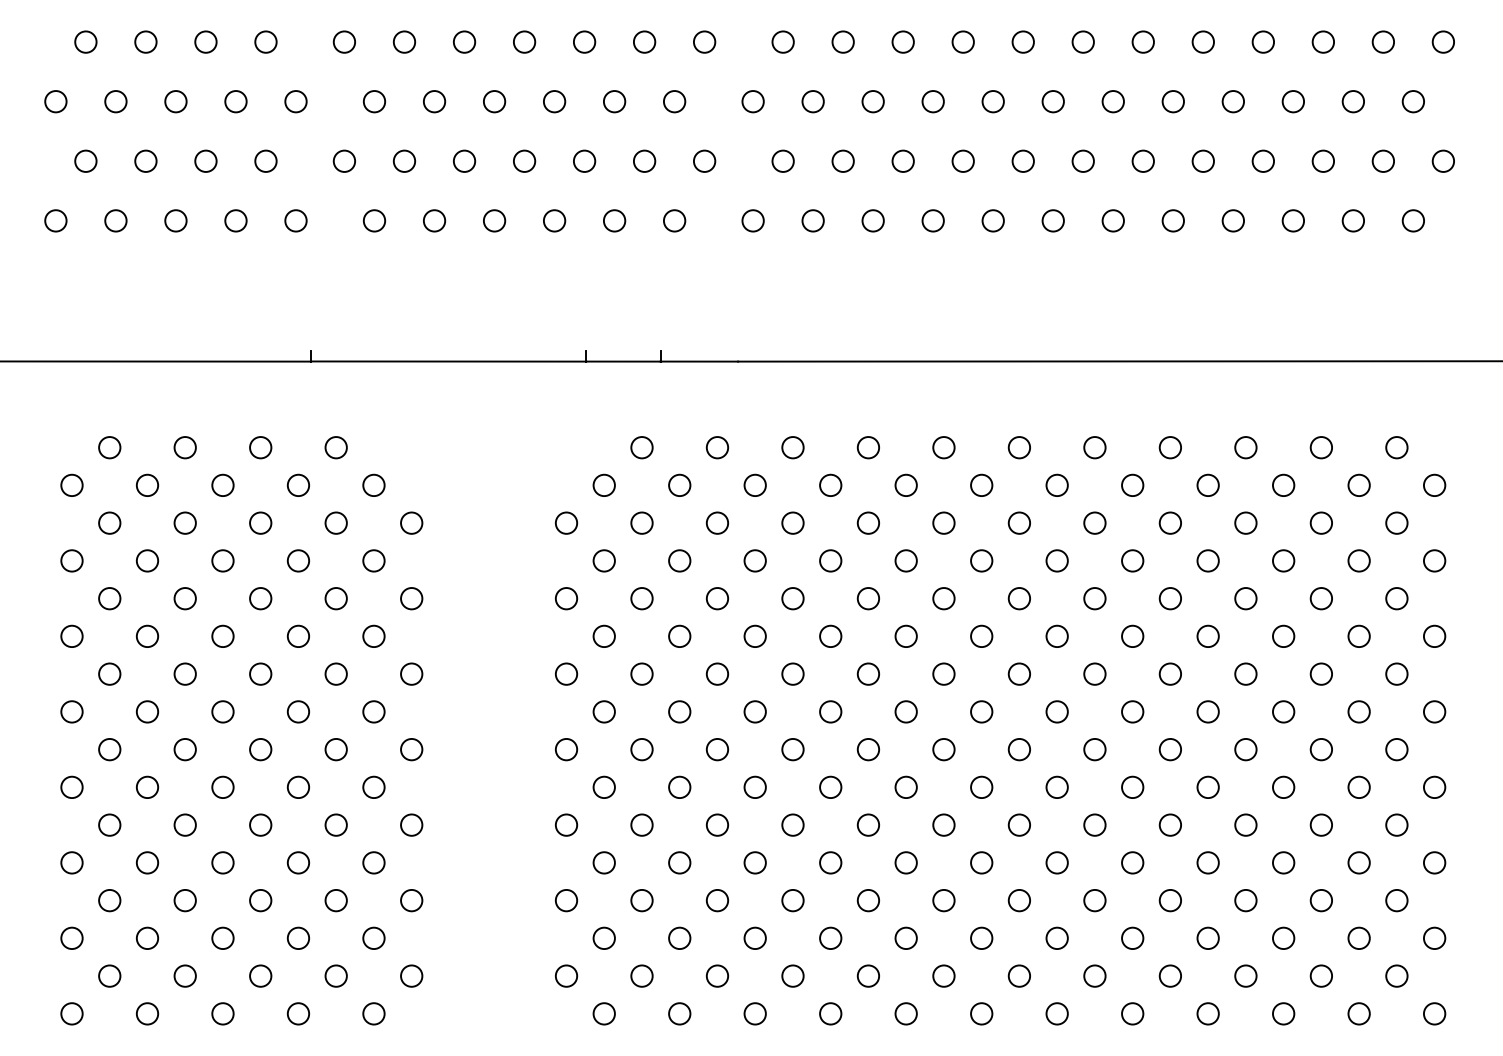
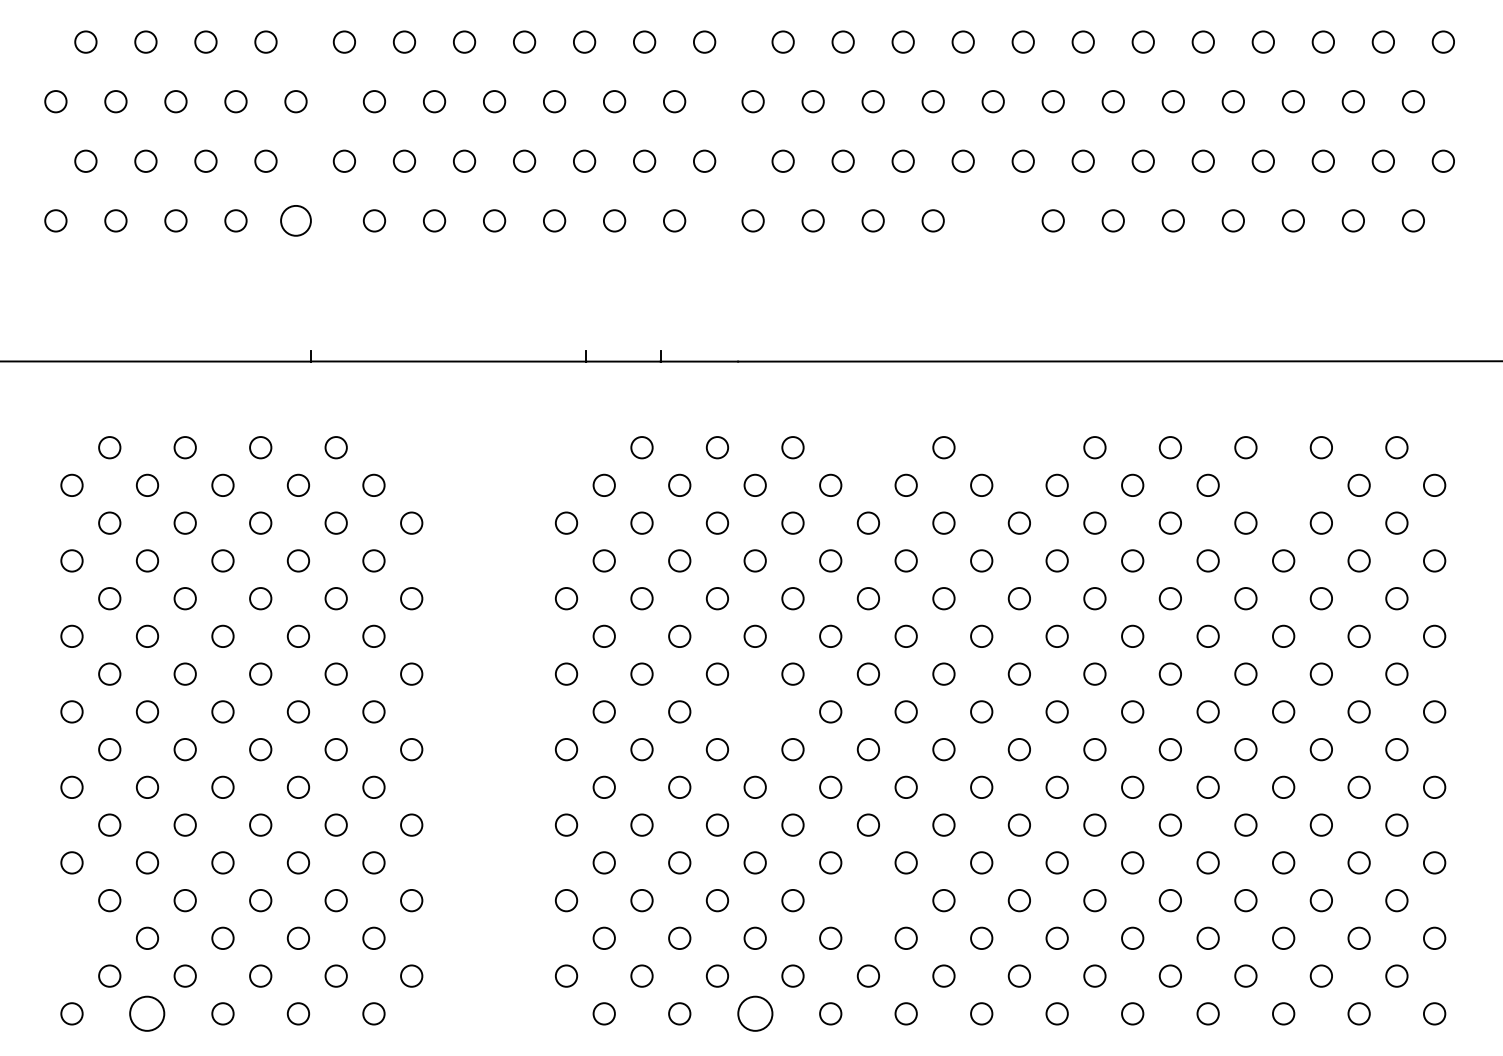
circle size: 24x24 px -> 32x32 px (295, 220)
circle: present -> none (992, 220)
circle: present -> none (867, 447)
circle: present -> none (1018, 447)
circle: present -> none (1283, 484)
circle: present -> none (754, 711)
circle: present -> none (867, 900)
circle: present -> none (71, 937)
circle size: 24x24 px -> 37x37 px (147, 1013)
circle size: 24x24 px -> 37x37 px (755, 1013)
